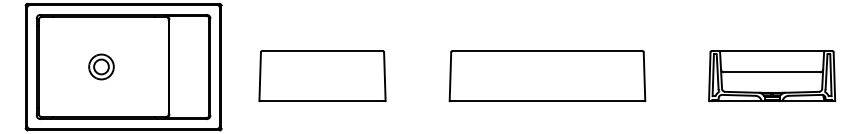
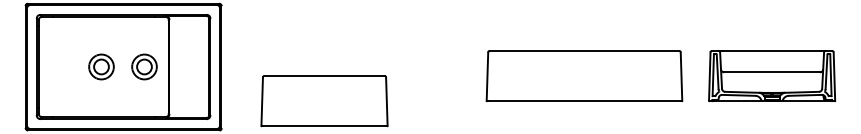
part: none -> present (144, 66)
part position: (322, 76) -> (324, 101) (324, 101)
part position: (547, 76) -> (584, 76) (584, 76)
